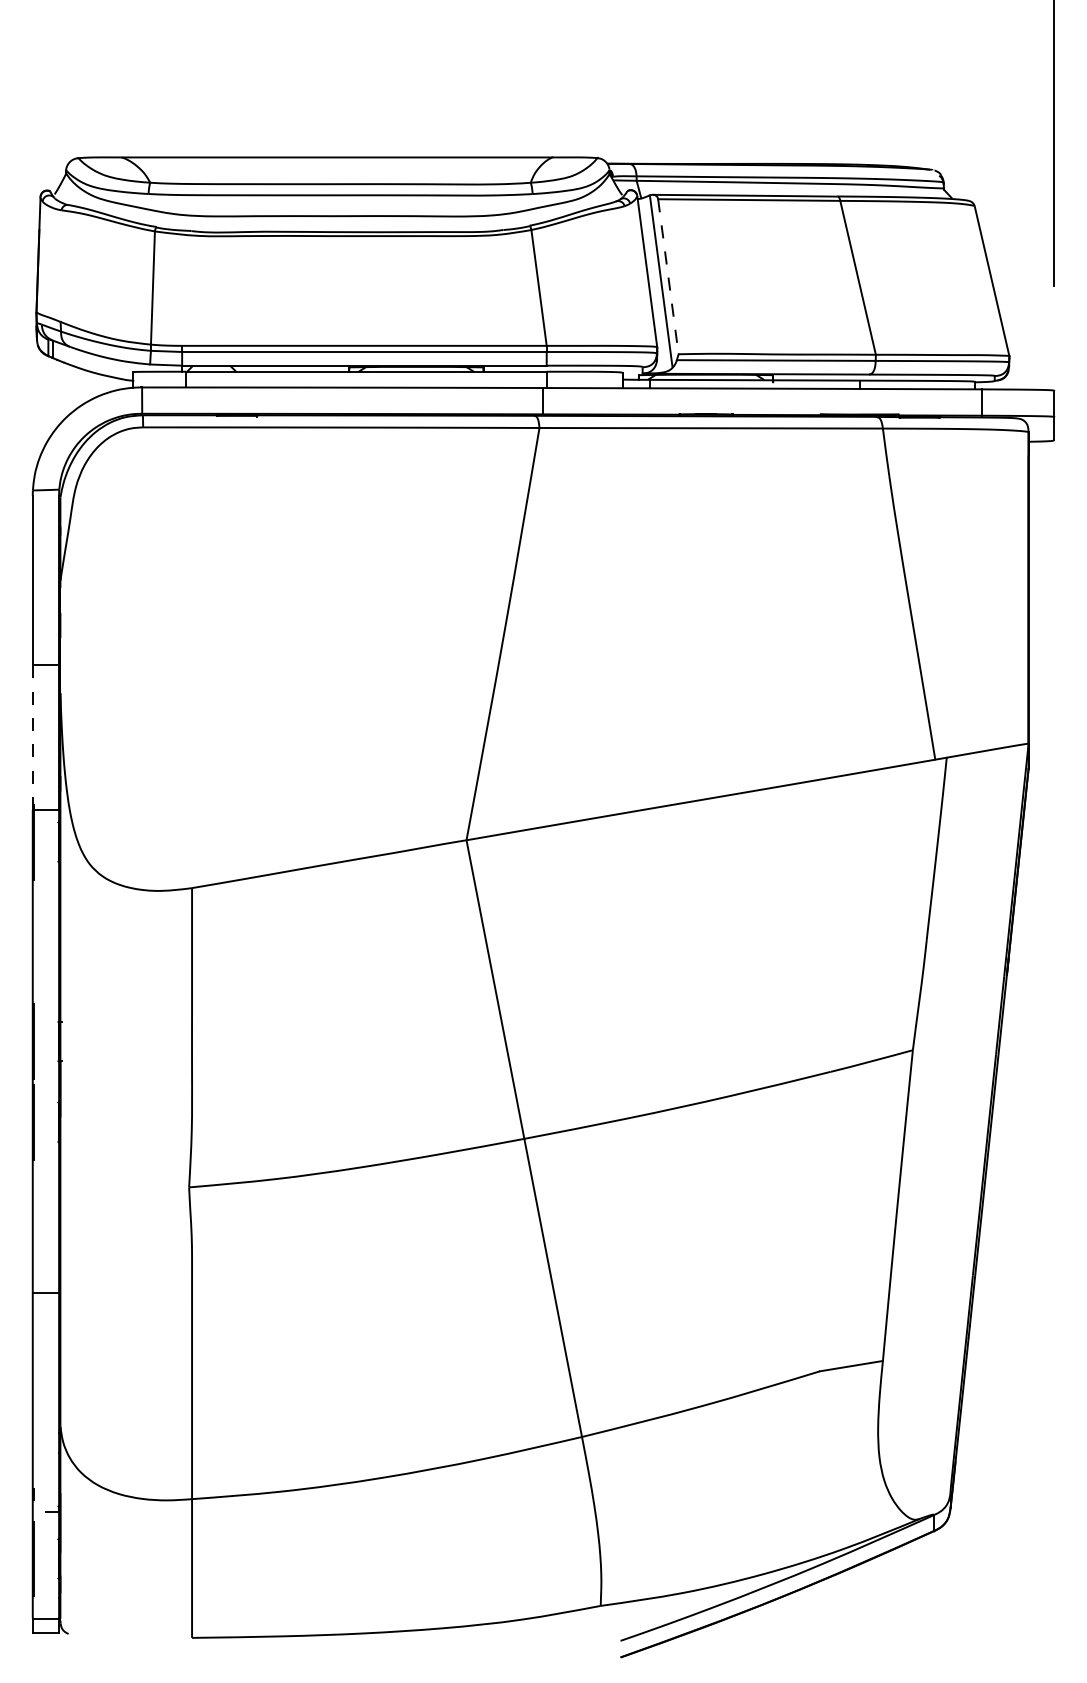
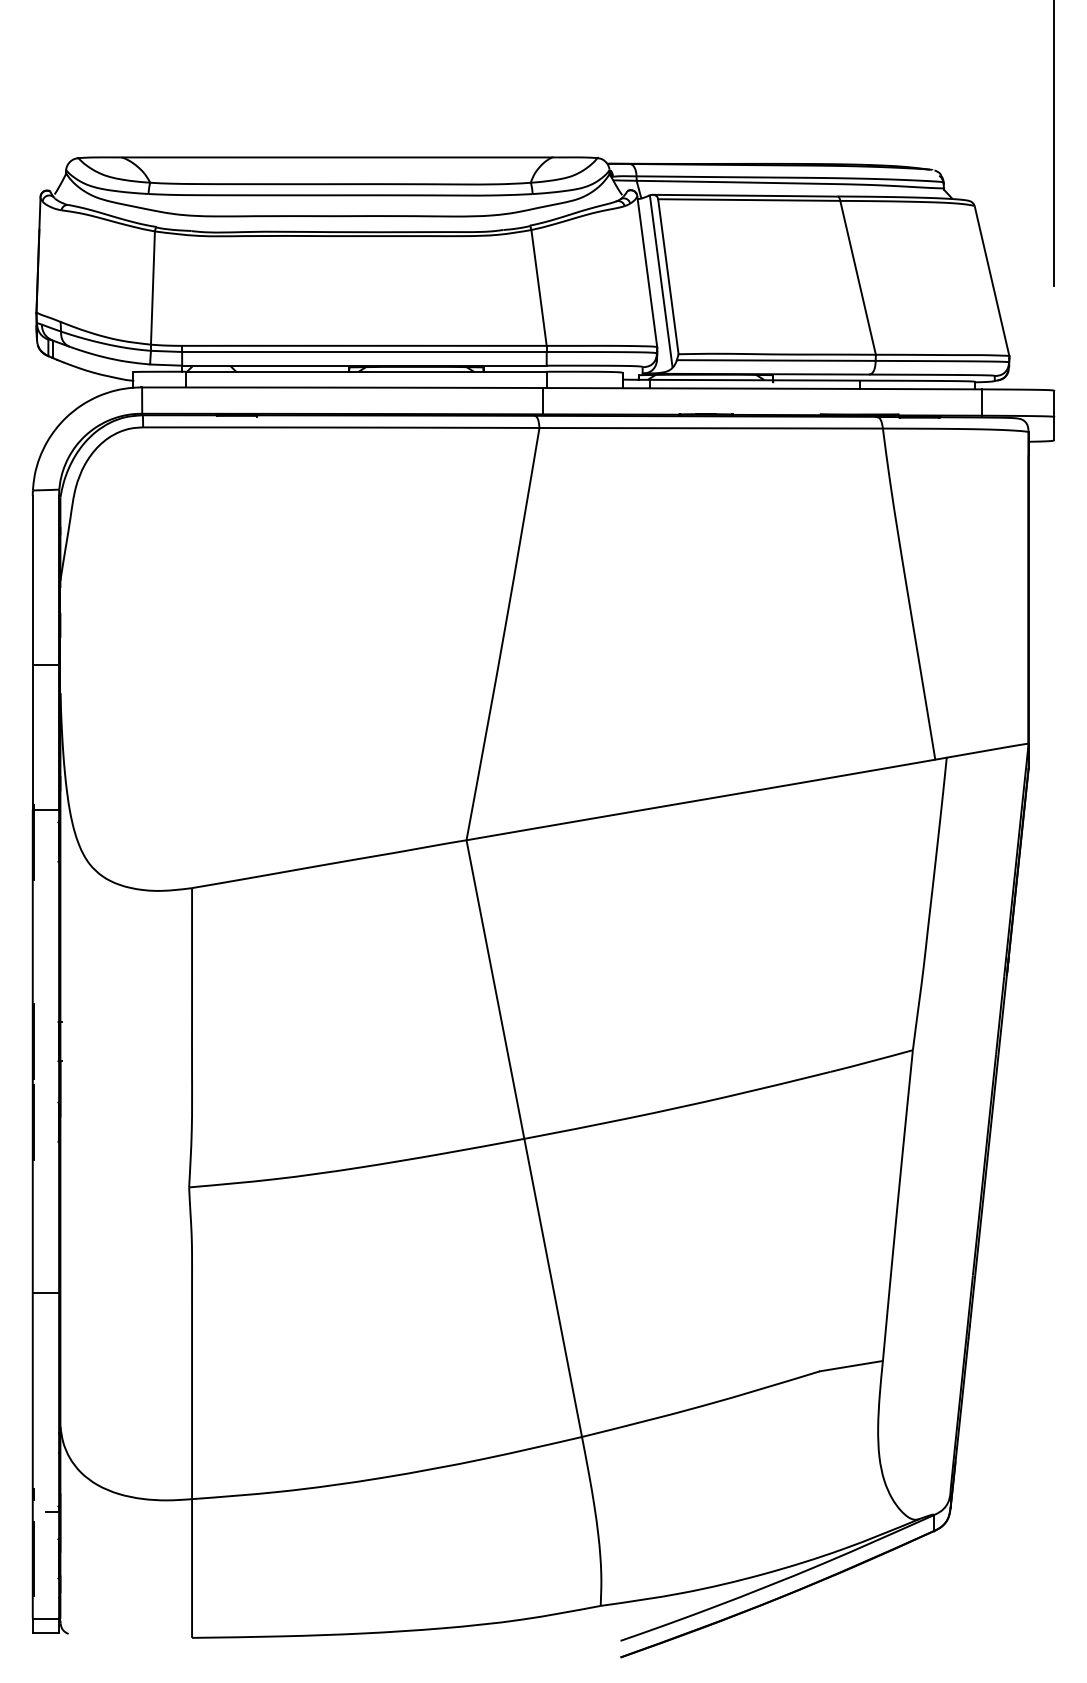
line: dashed -> solid (668, 277)
line: dashed -> solid (32, 737)
